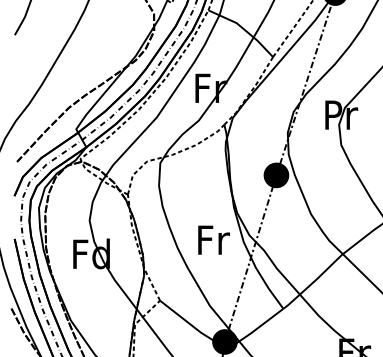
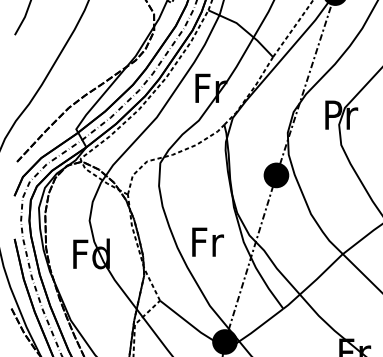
text position: (213, 239) -> (207, 241) (207, 241)
